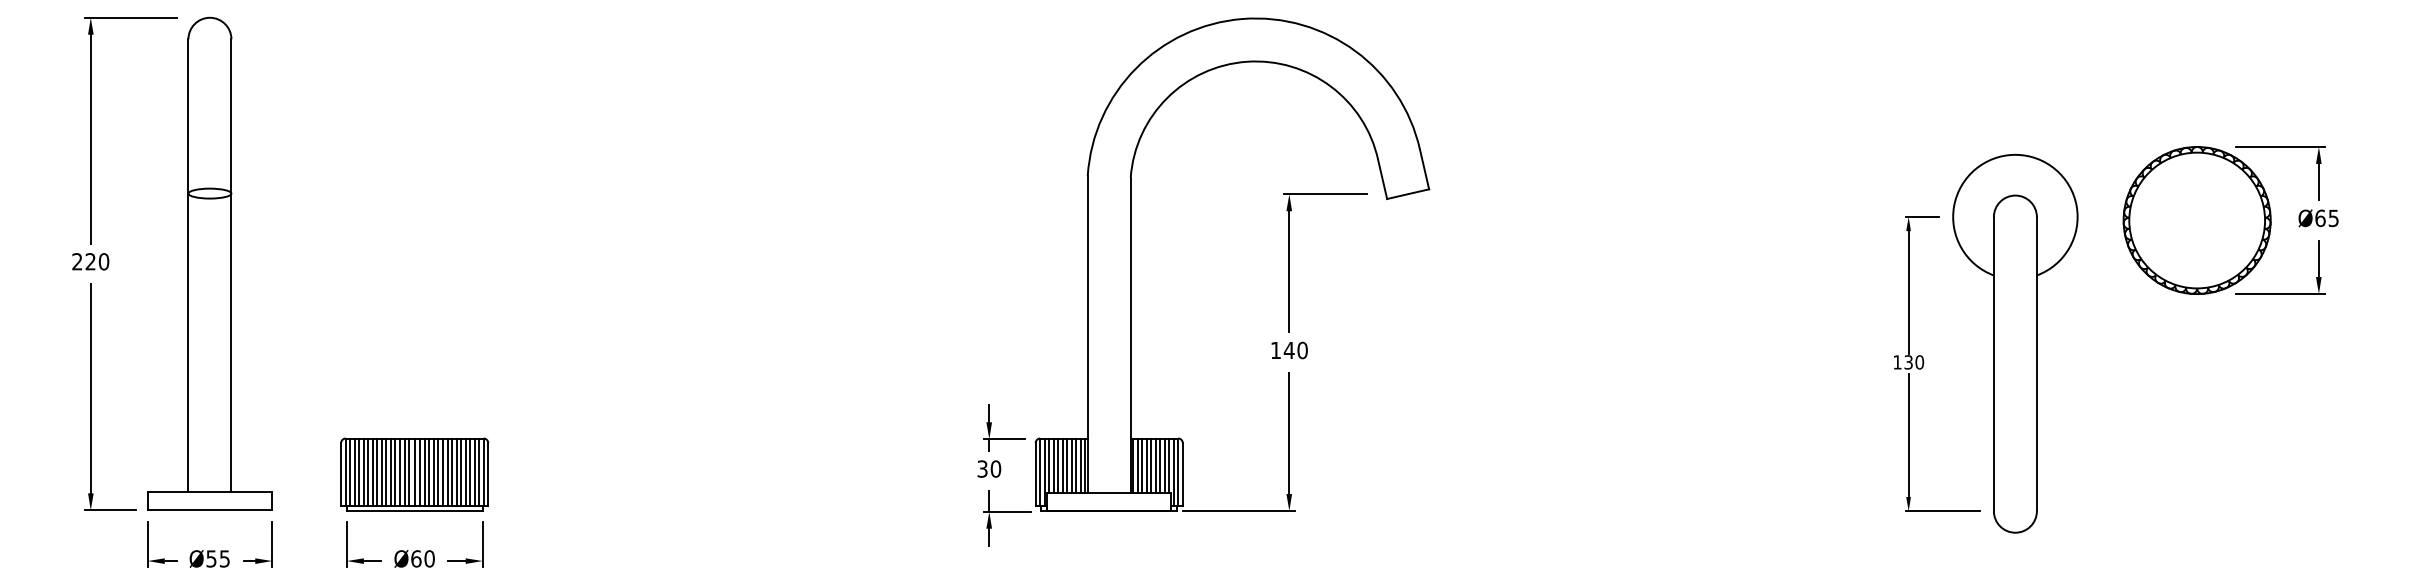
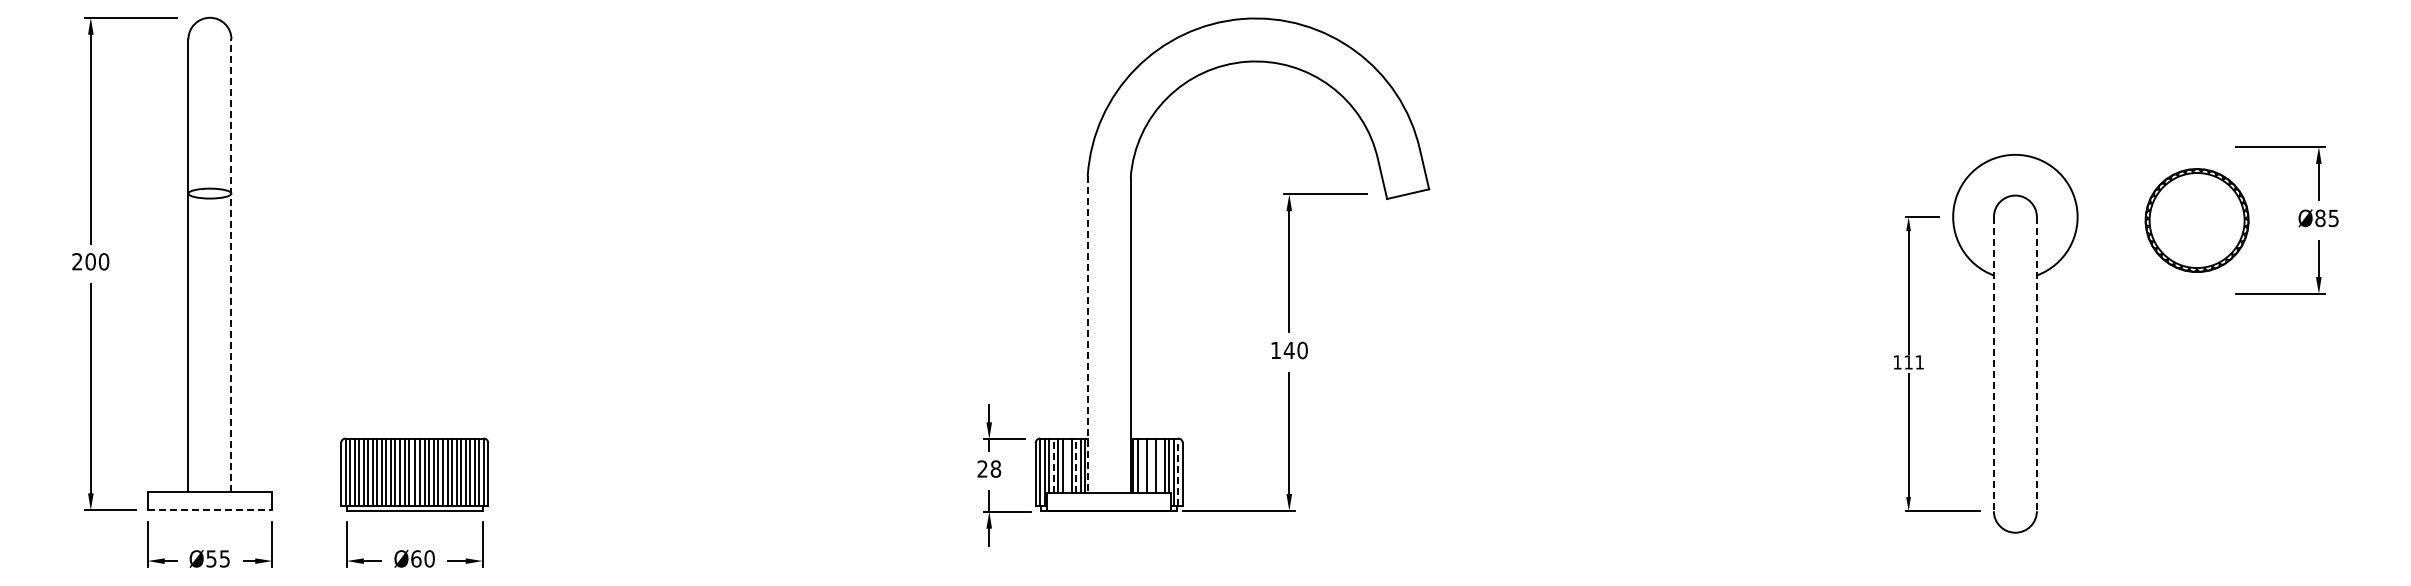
text: Ø65 -> Ø85 (2320, 217)
part size: 150x149 px -> 106x105 px (2196, 220)
text: 220 -> 200 (90, 261)
line: solid -> dashed (231, 265)
line: solid -> dashed (1087, 334)
text: 130 -> 111 (1914, 362)
line: solid -> dashed (1993, 364)
line: solid -> dashed (2036, 364)
line: solid -> dashed (1053, 465)
line: present -> none (1067, 465)
line: solid -> dashed (1076, 465)
line: present -> none (1142, 465)
line: present -> none (1151, 465)
line: present -> none (1160, 465)
text: 30 -> 28 (989, 468)
line: solid -> dashed (1178, 472)
line: solid -> dashed (210, 510)
